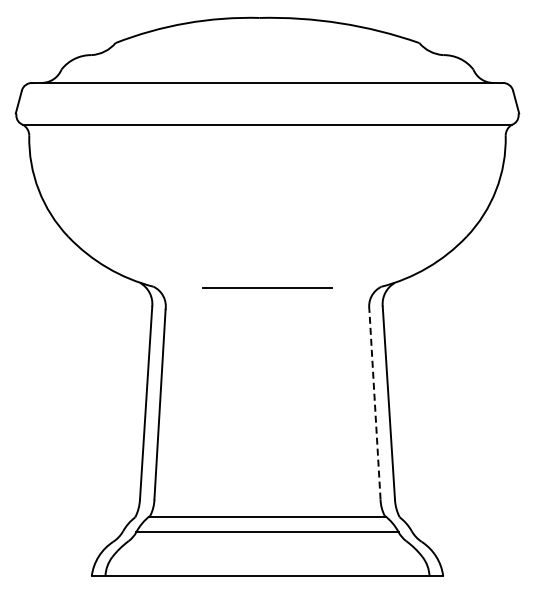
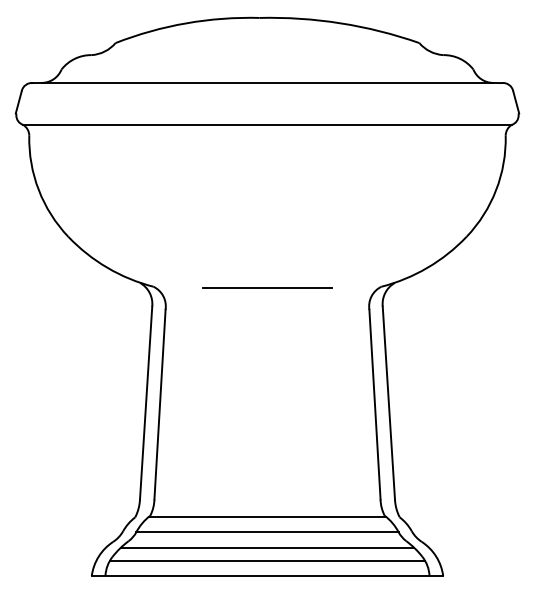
line: dashed -> solid (374, 404)
line: none -> present (267, 547)
line: none -> present (267, 560)
